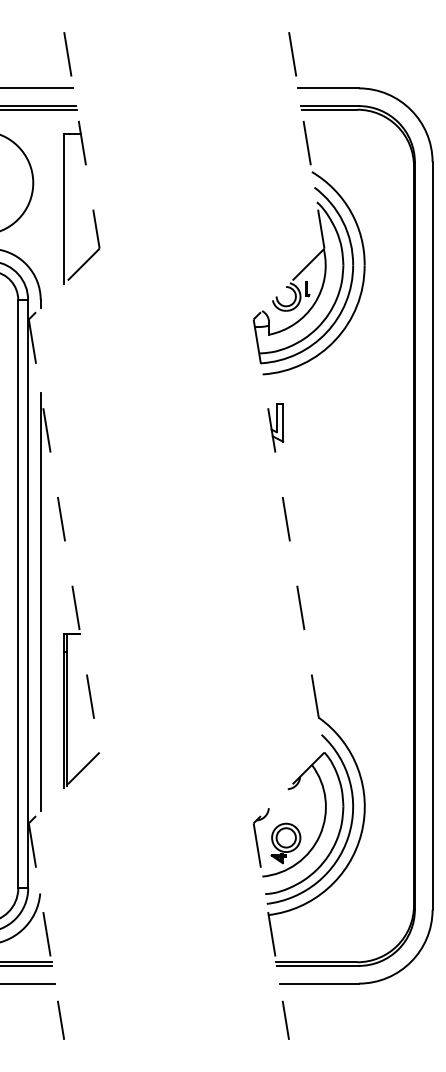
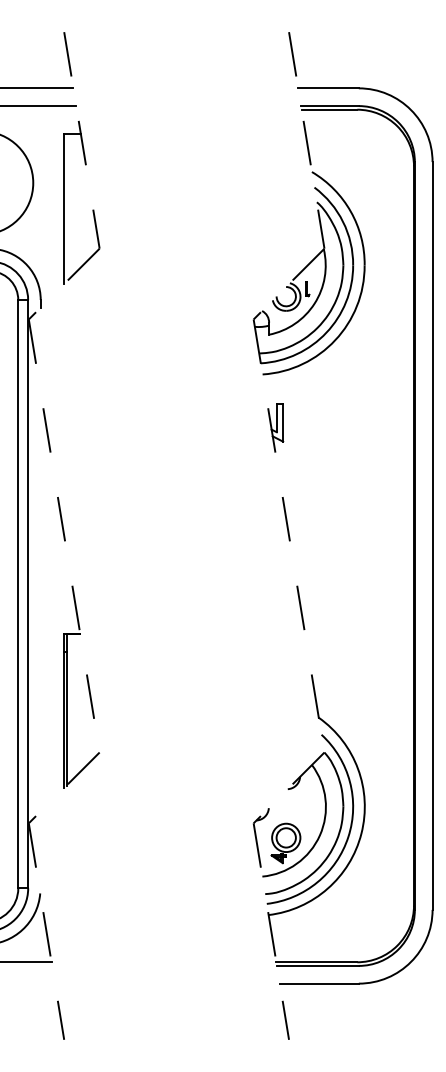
line: present -> none (39, 109)
line: present -> none (40, 601)
line: present -> none (27, 965)
line: present -> none (28, 983)
